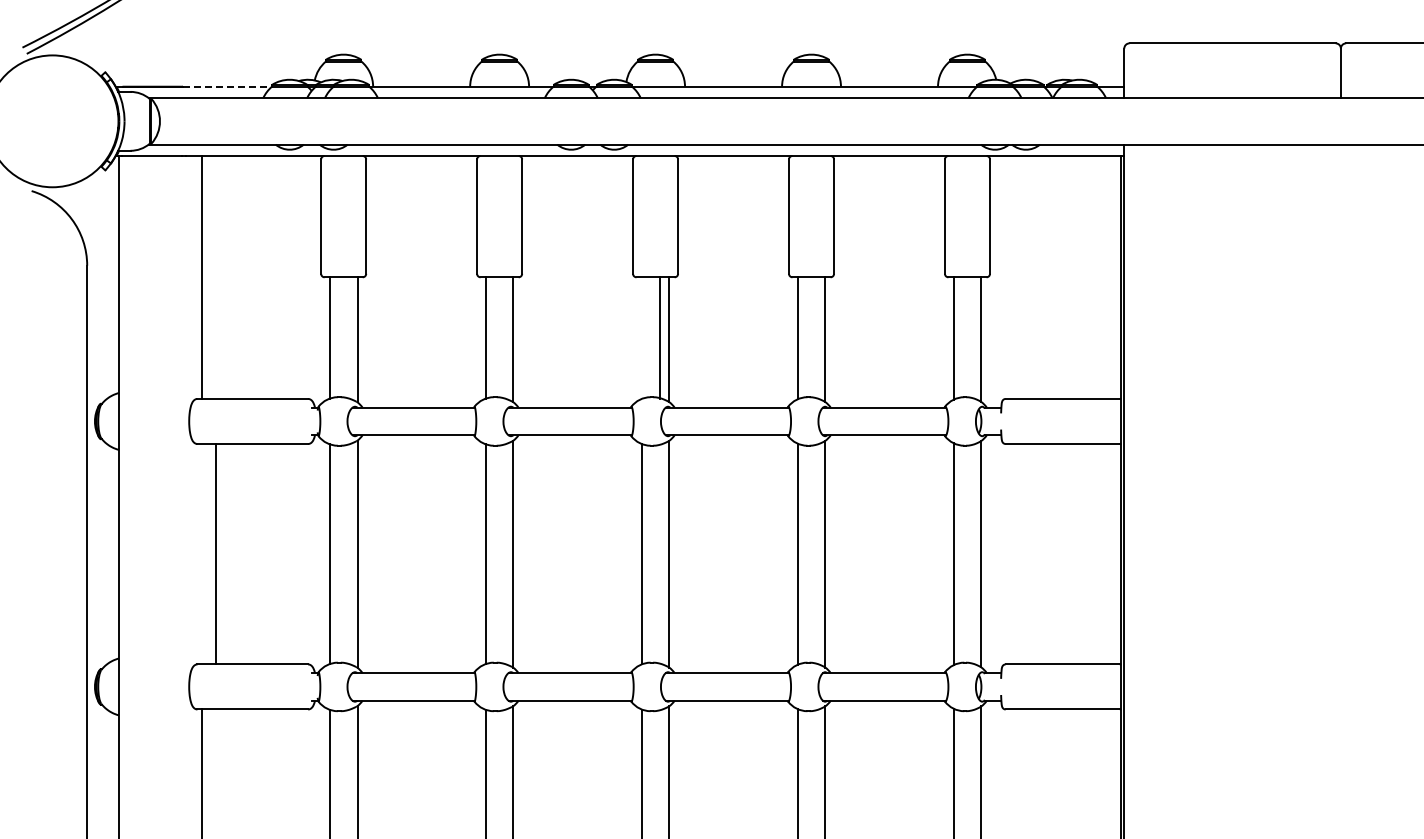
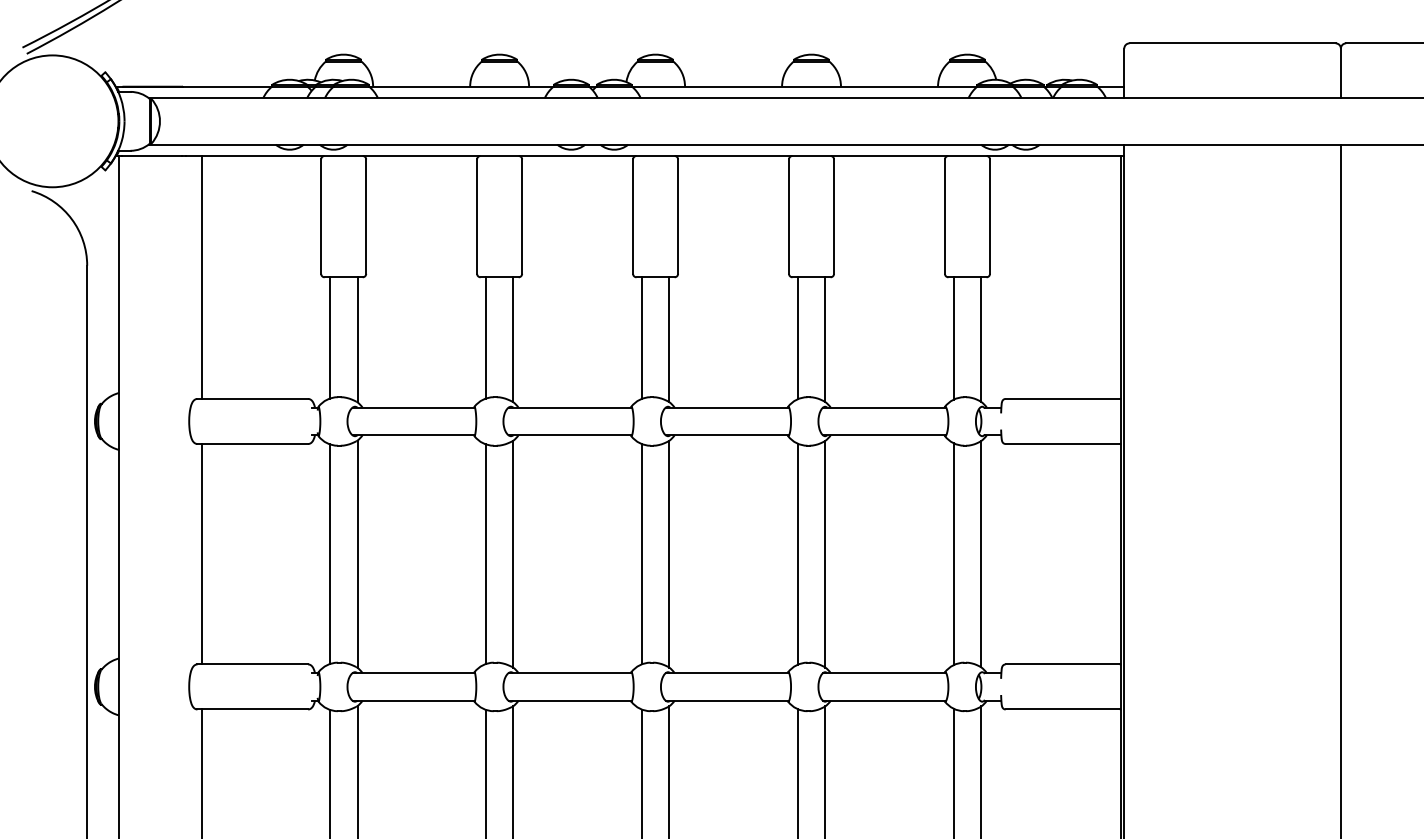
line: dashed -> solid (228, 86)
line position: (659, 337) -> (641, 337) (641, 337)
line: none -> present (1340, 489)
line position: (216, 554) -> (202, 554) (202, 554)
